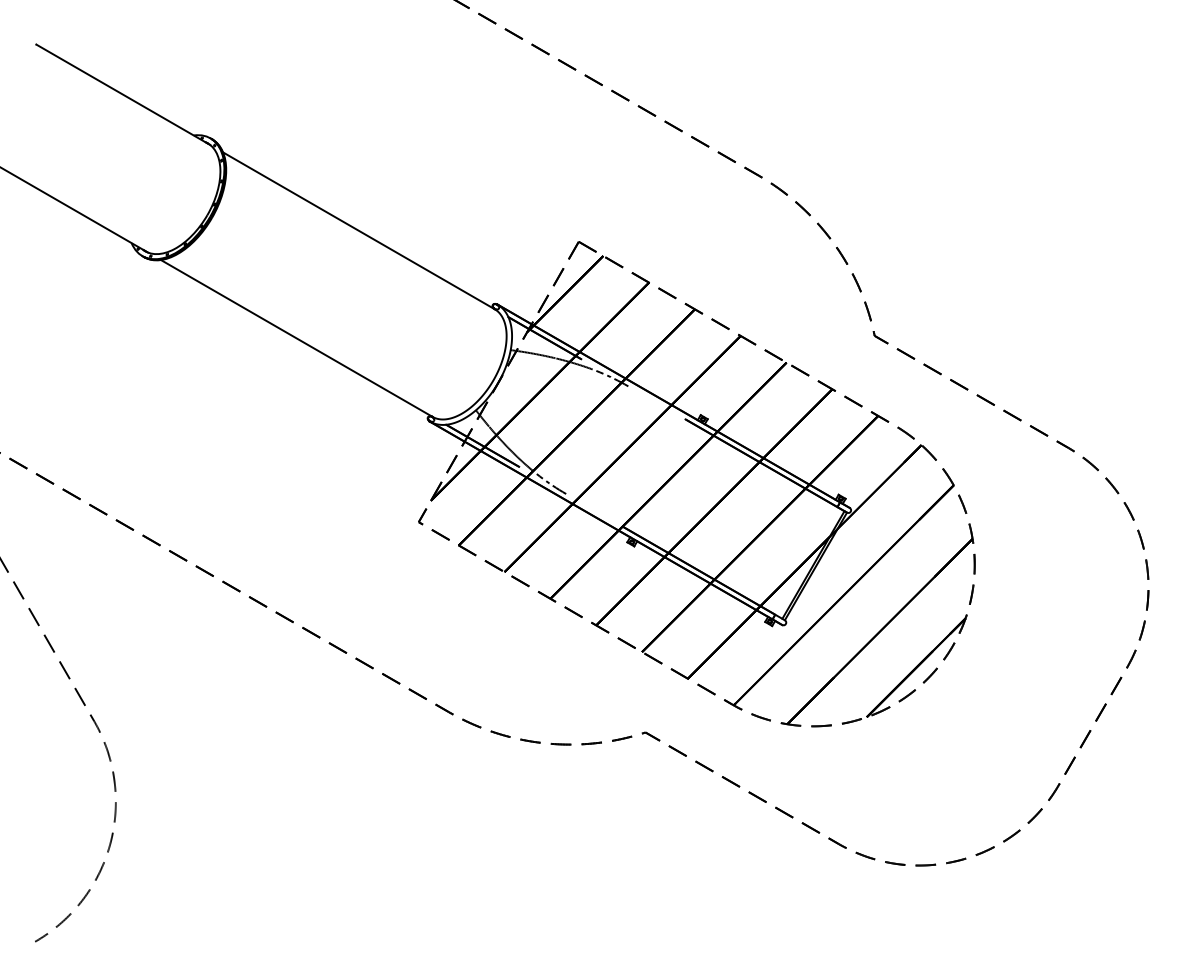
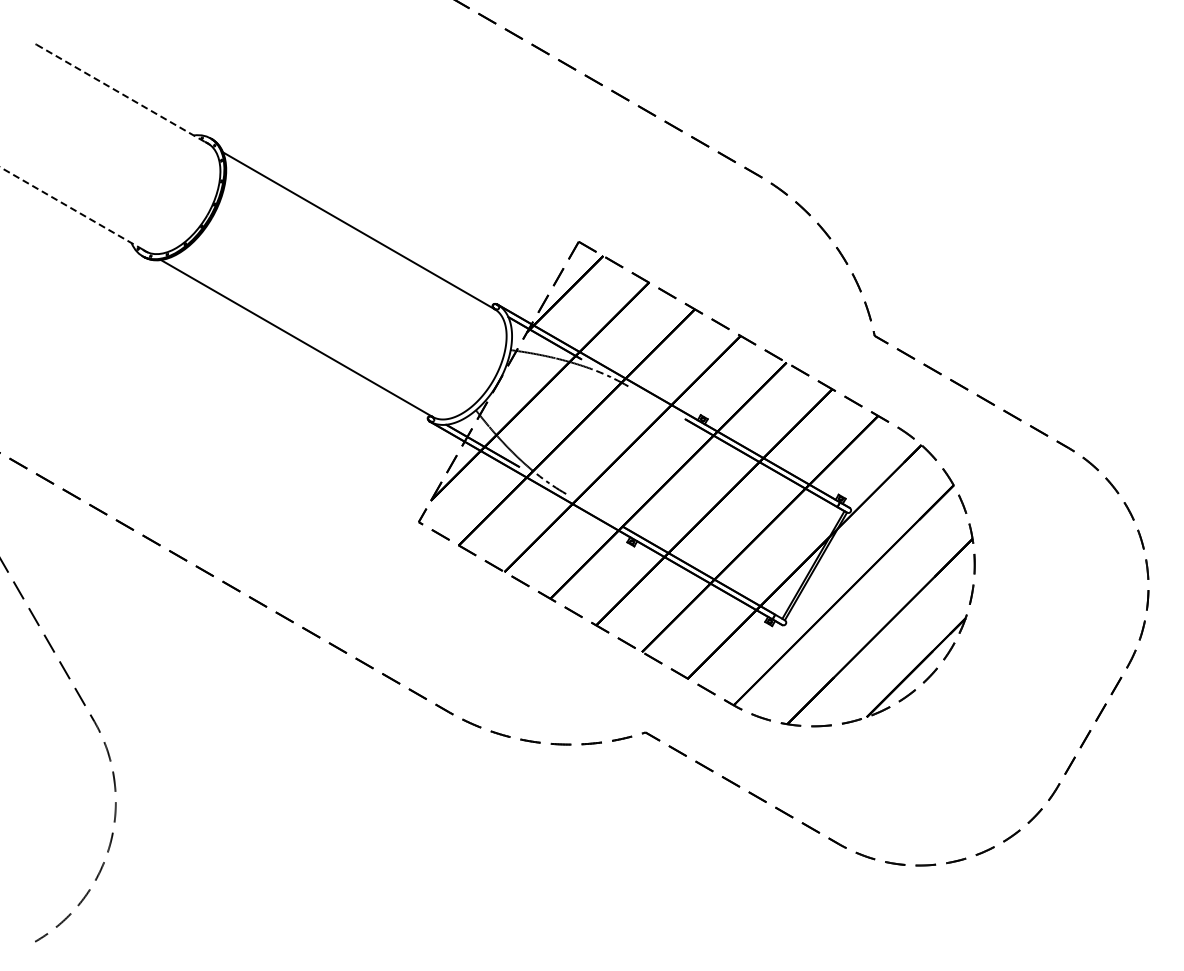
line: solid -> dashed (123, 95)
line: solid -> dashed (74, 210)
